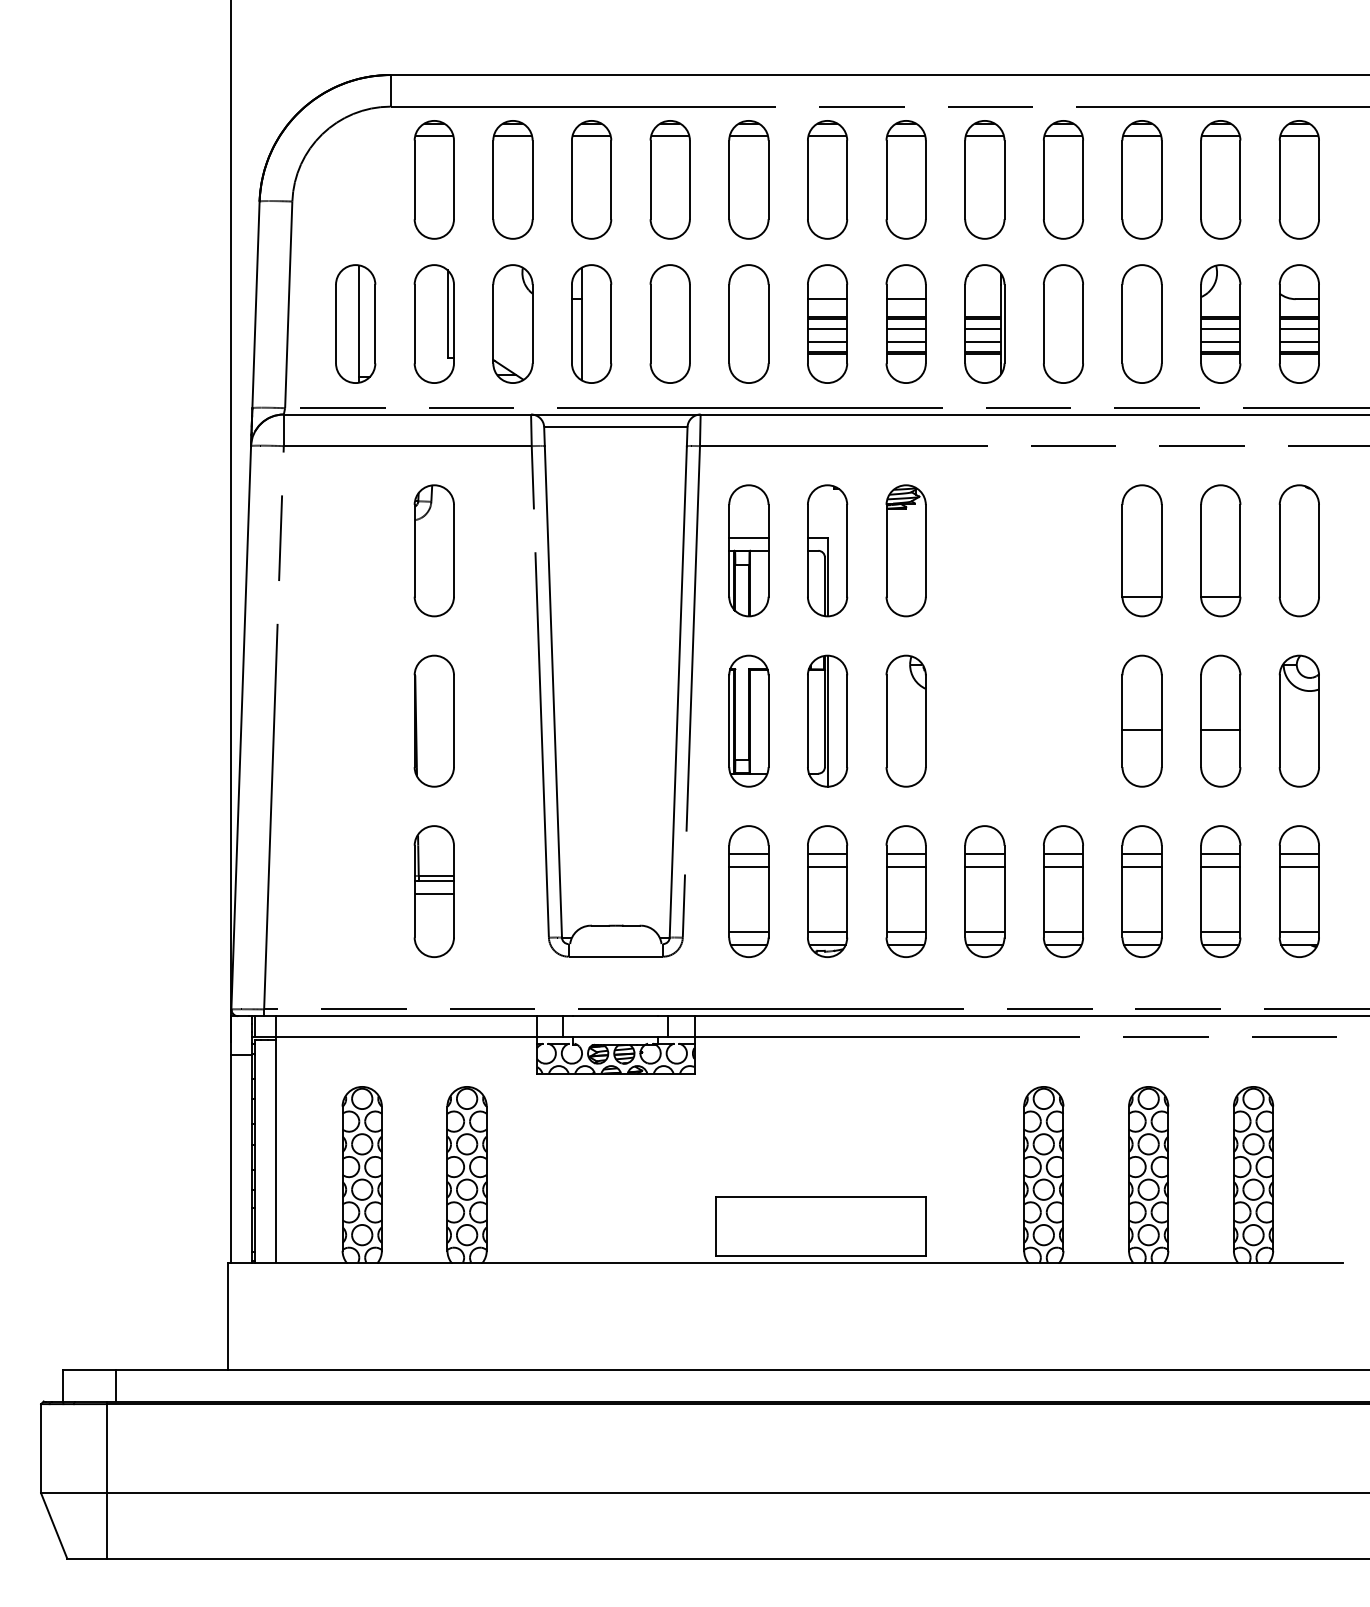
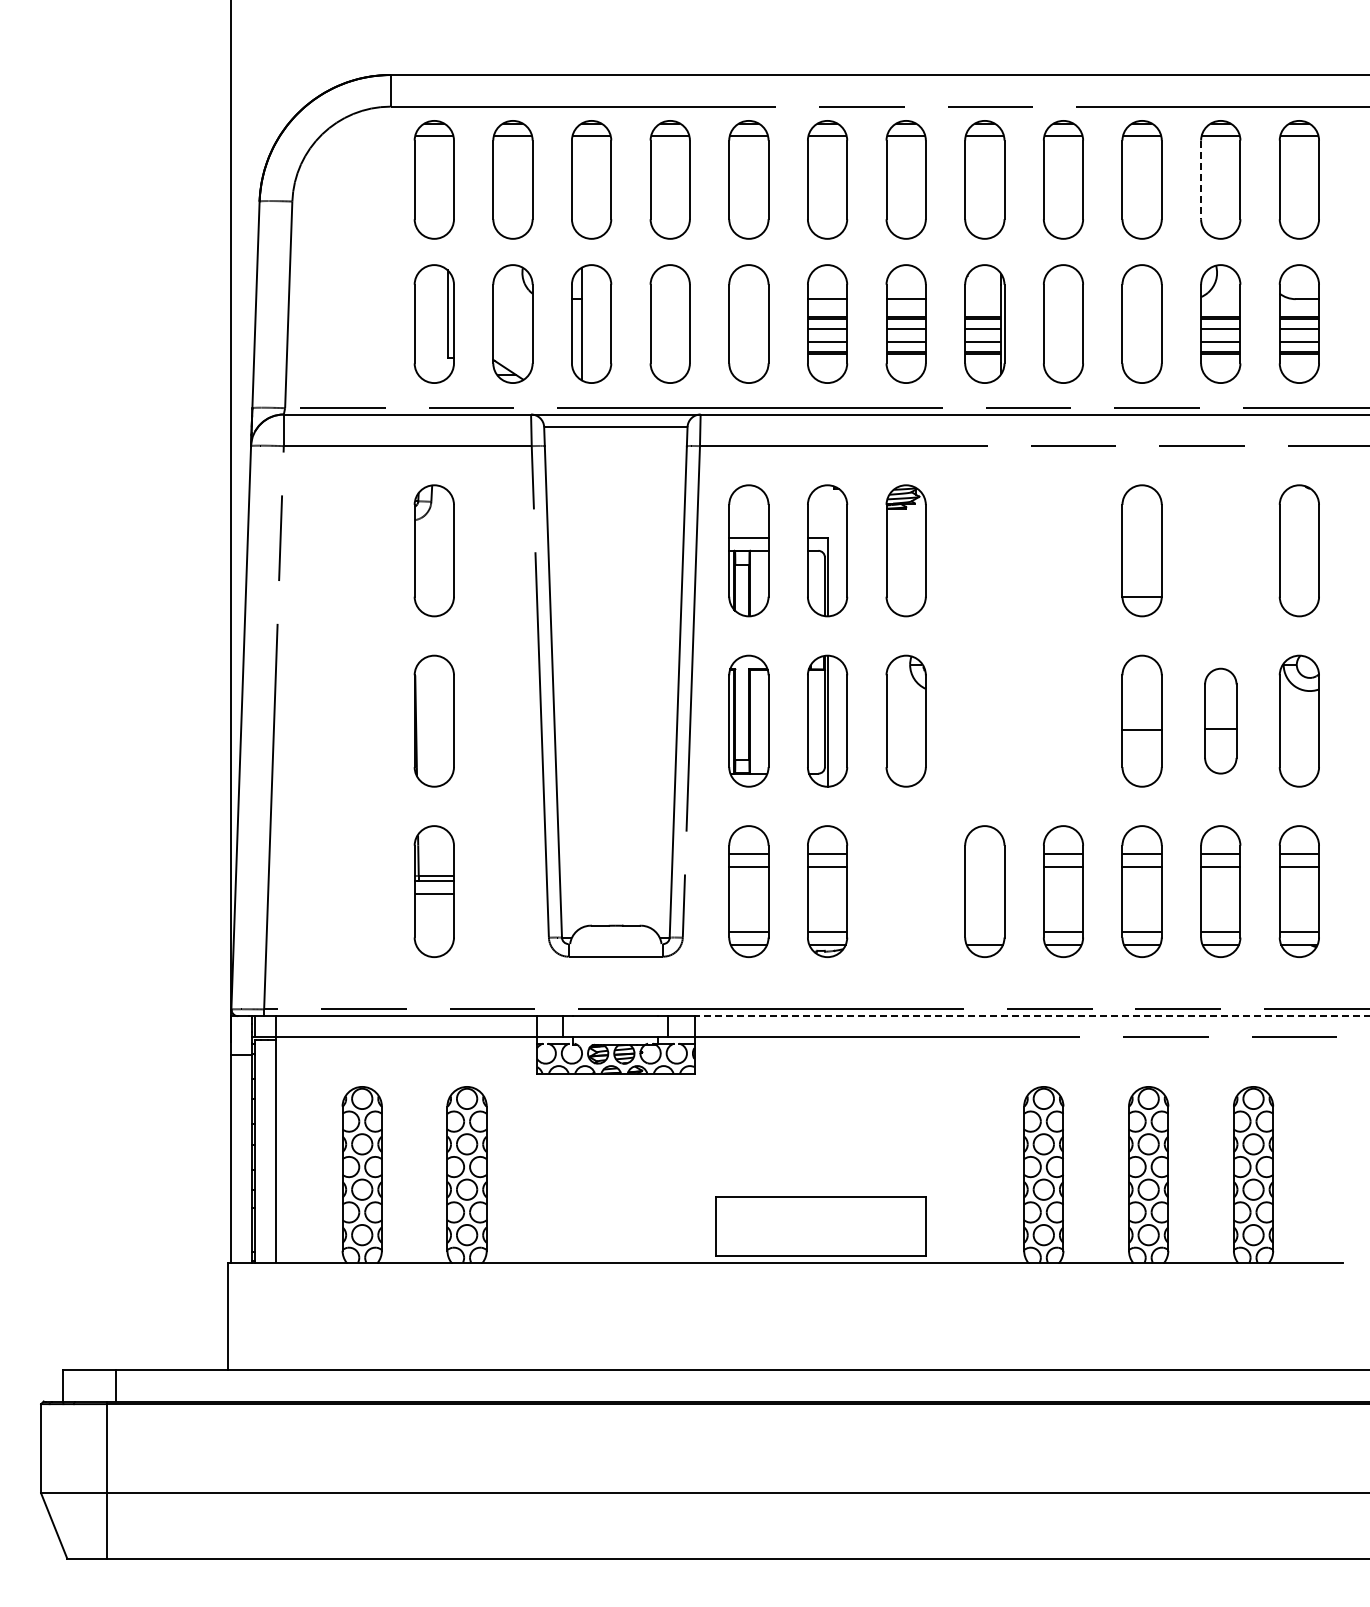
line: solid -> dashed (1201, 180)
part: present -> none (355, 323)
part: present -> none (1220, 550)
part size: 42x134 px -> 34x108 px (1220, 720)
line: present -> none (984, 853)
line: present -> none (984, 866)
part: present -> none (905, 891)
line: present -> none (984, 932)
line: solid -> dashed (1031, 1016)
